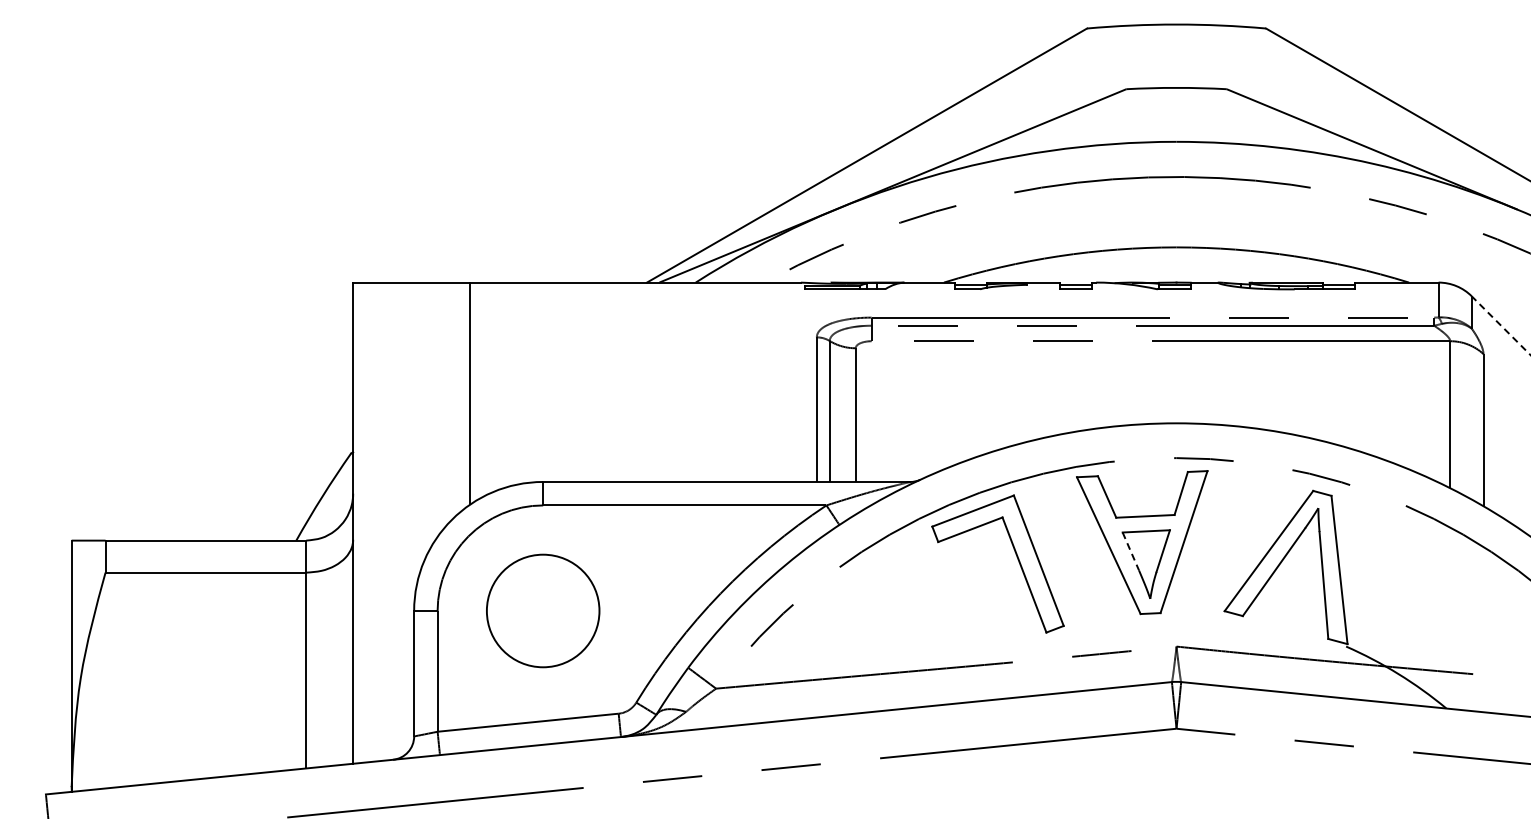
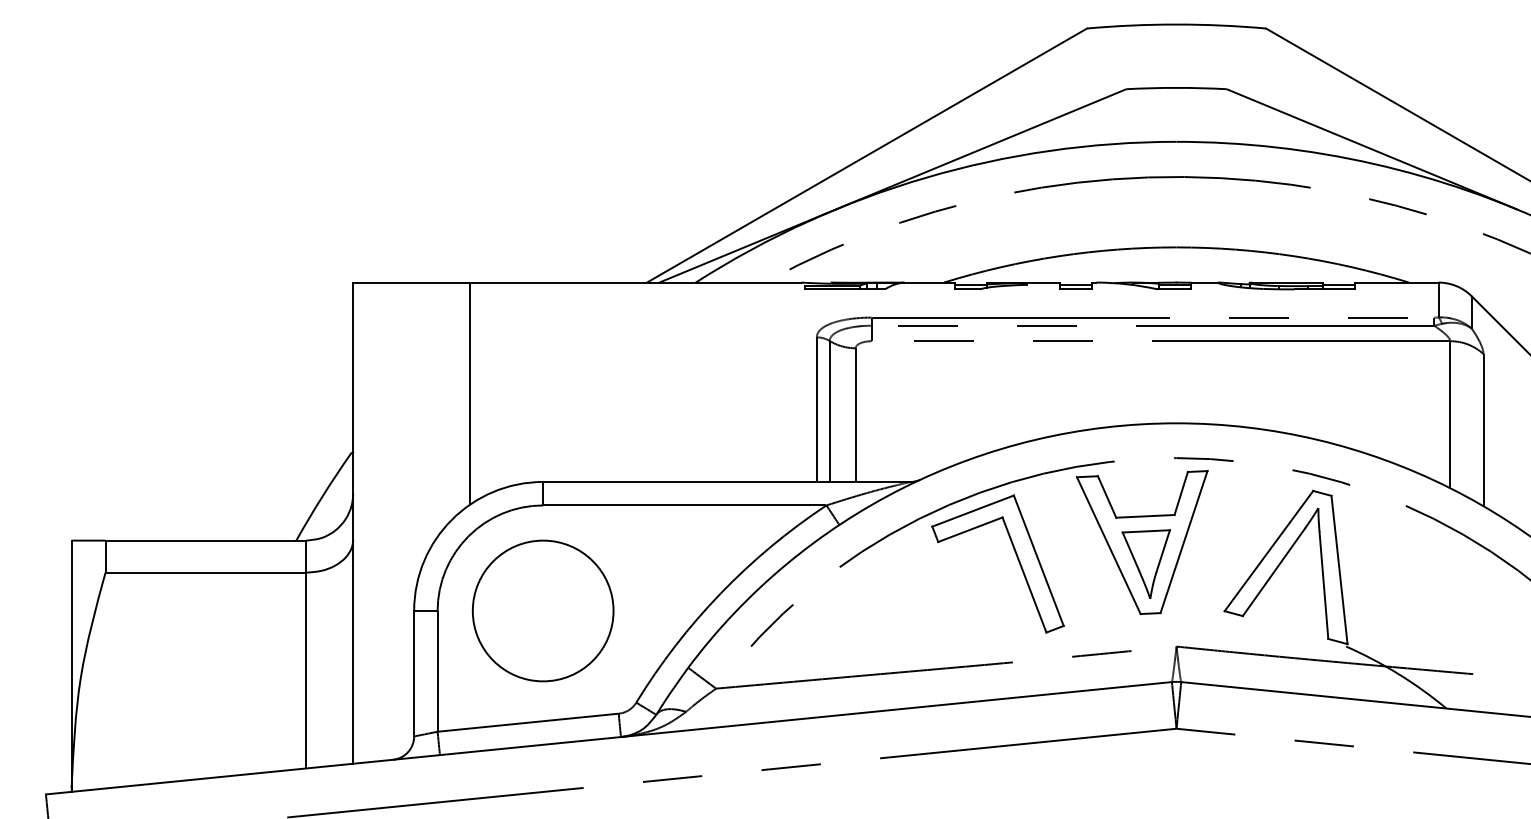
line: dashed -> solid (1500, 325)
line: dashed -> solid (1130, 551)
circle diameter: 113 px -> 141 px (542, 610)
